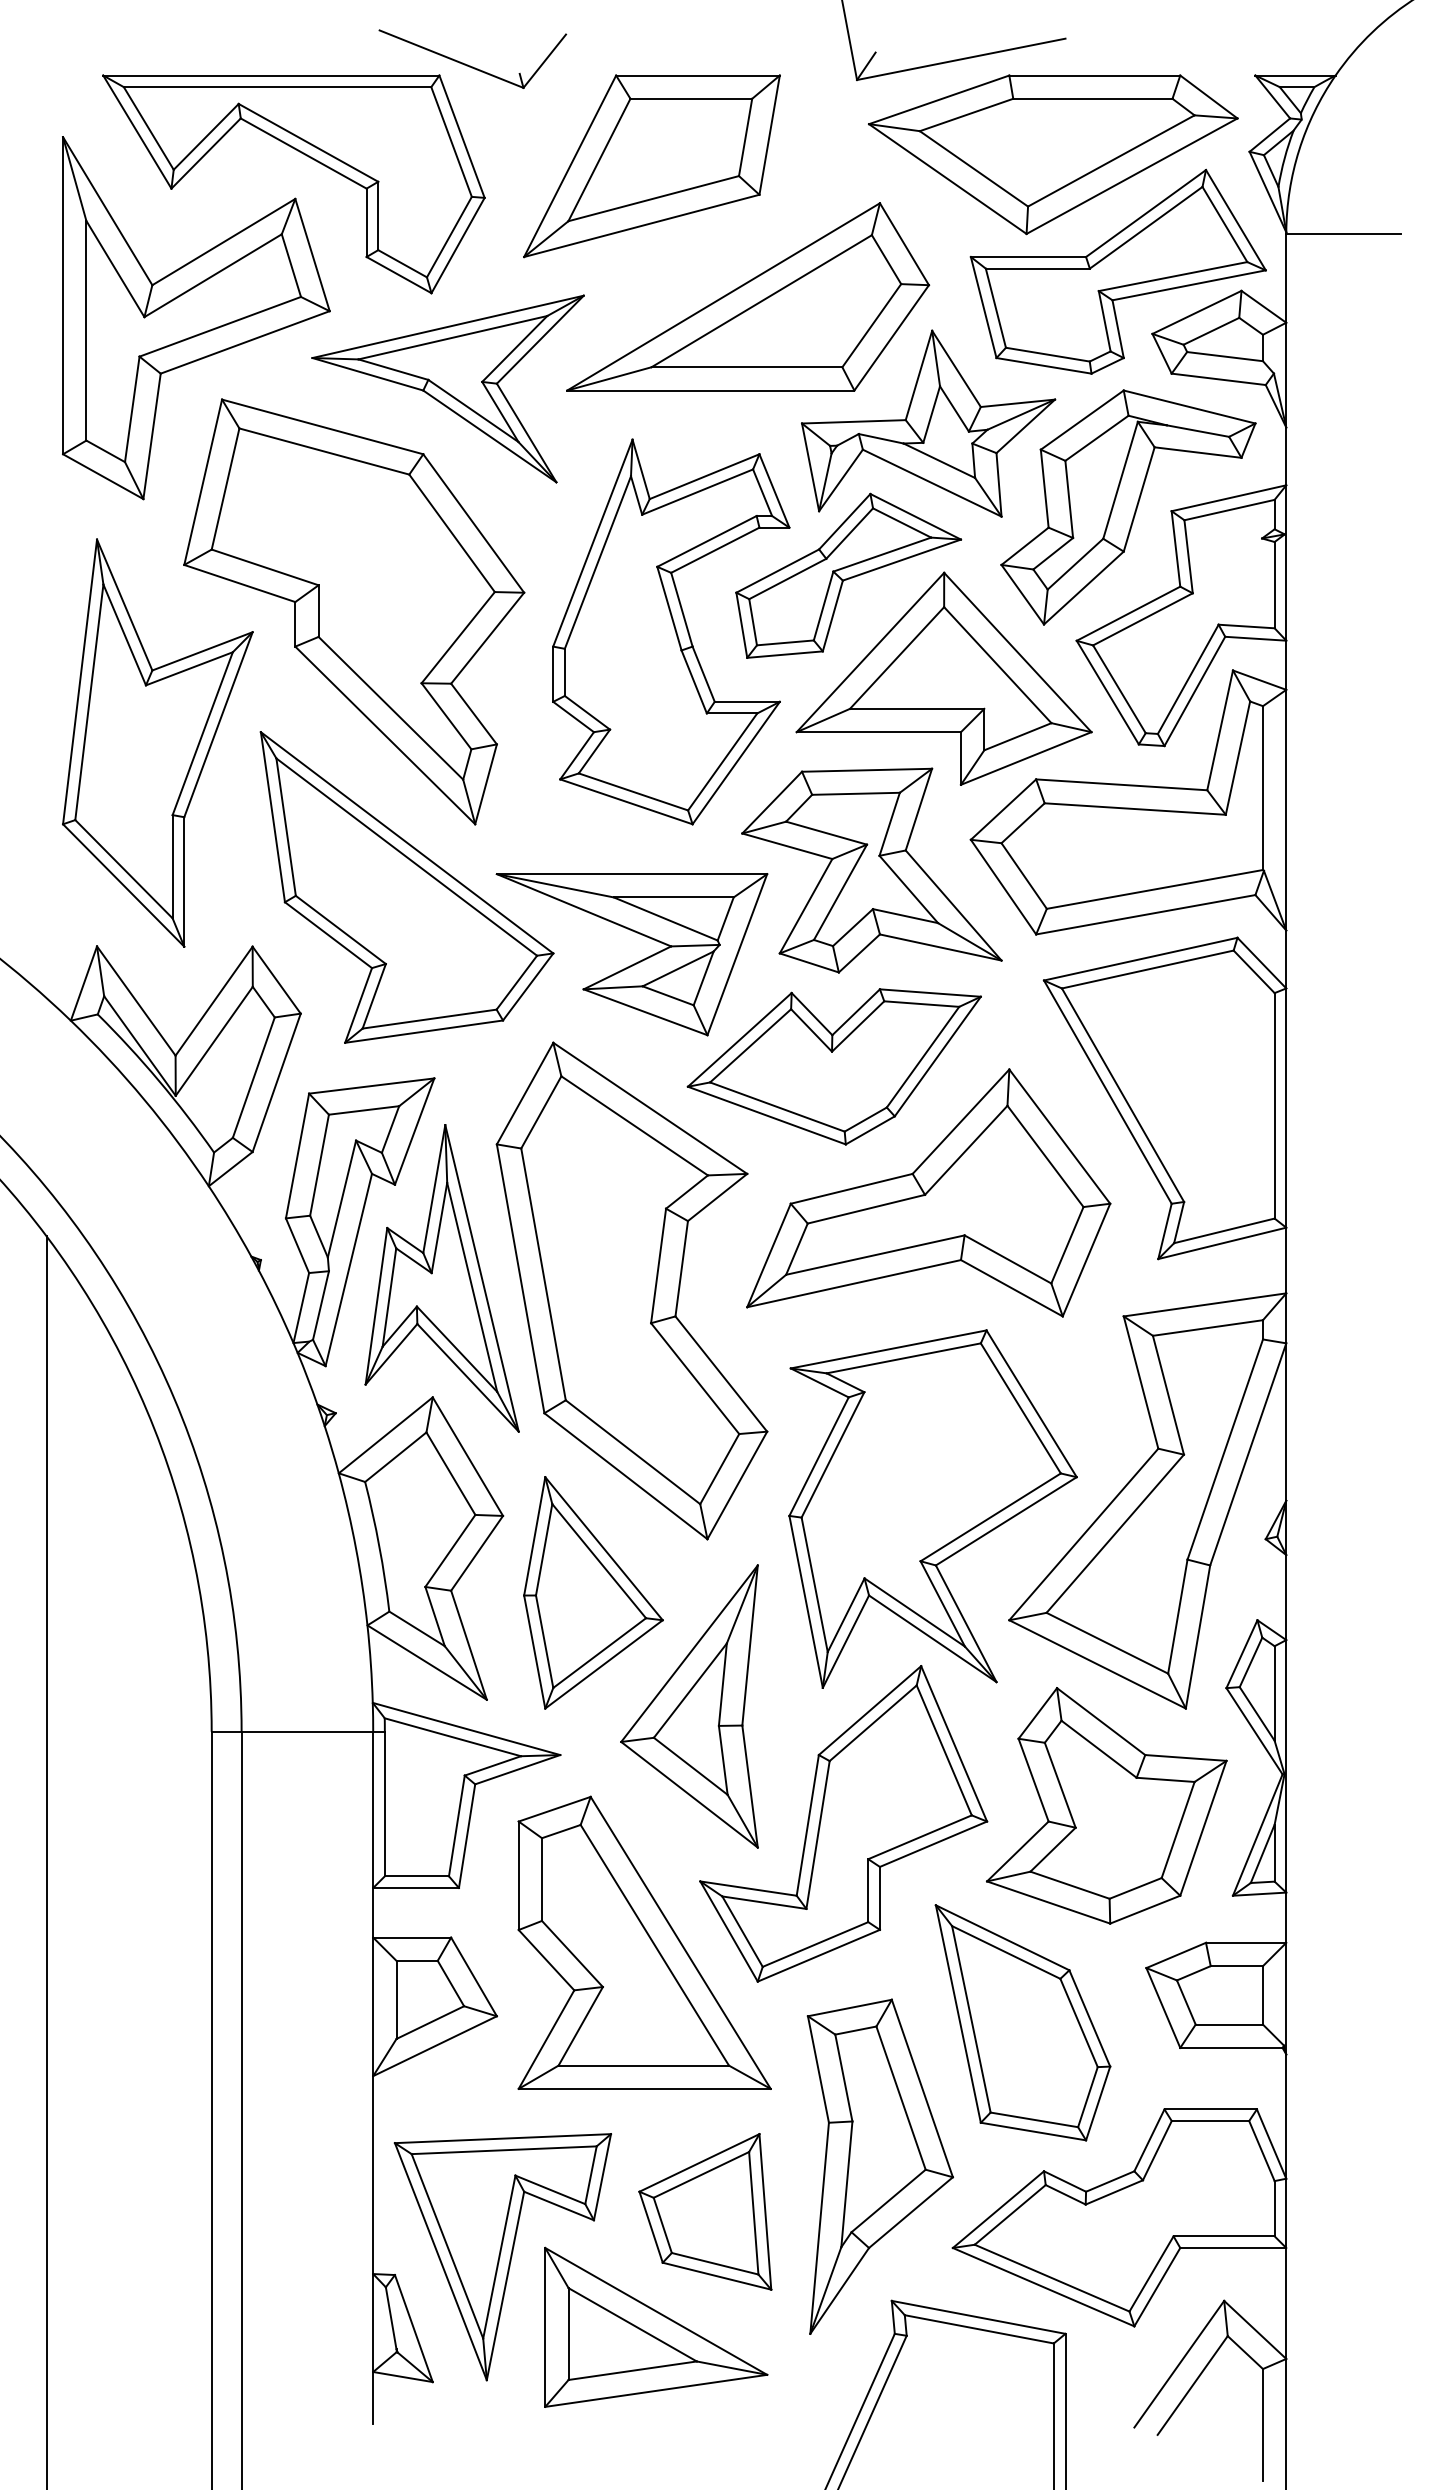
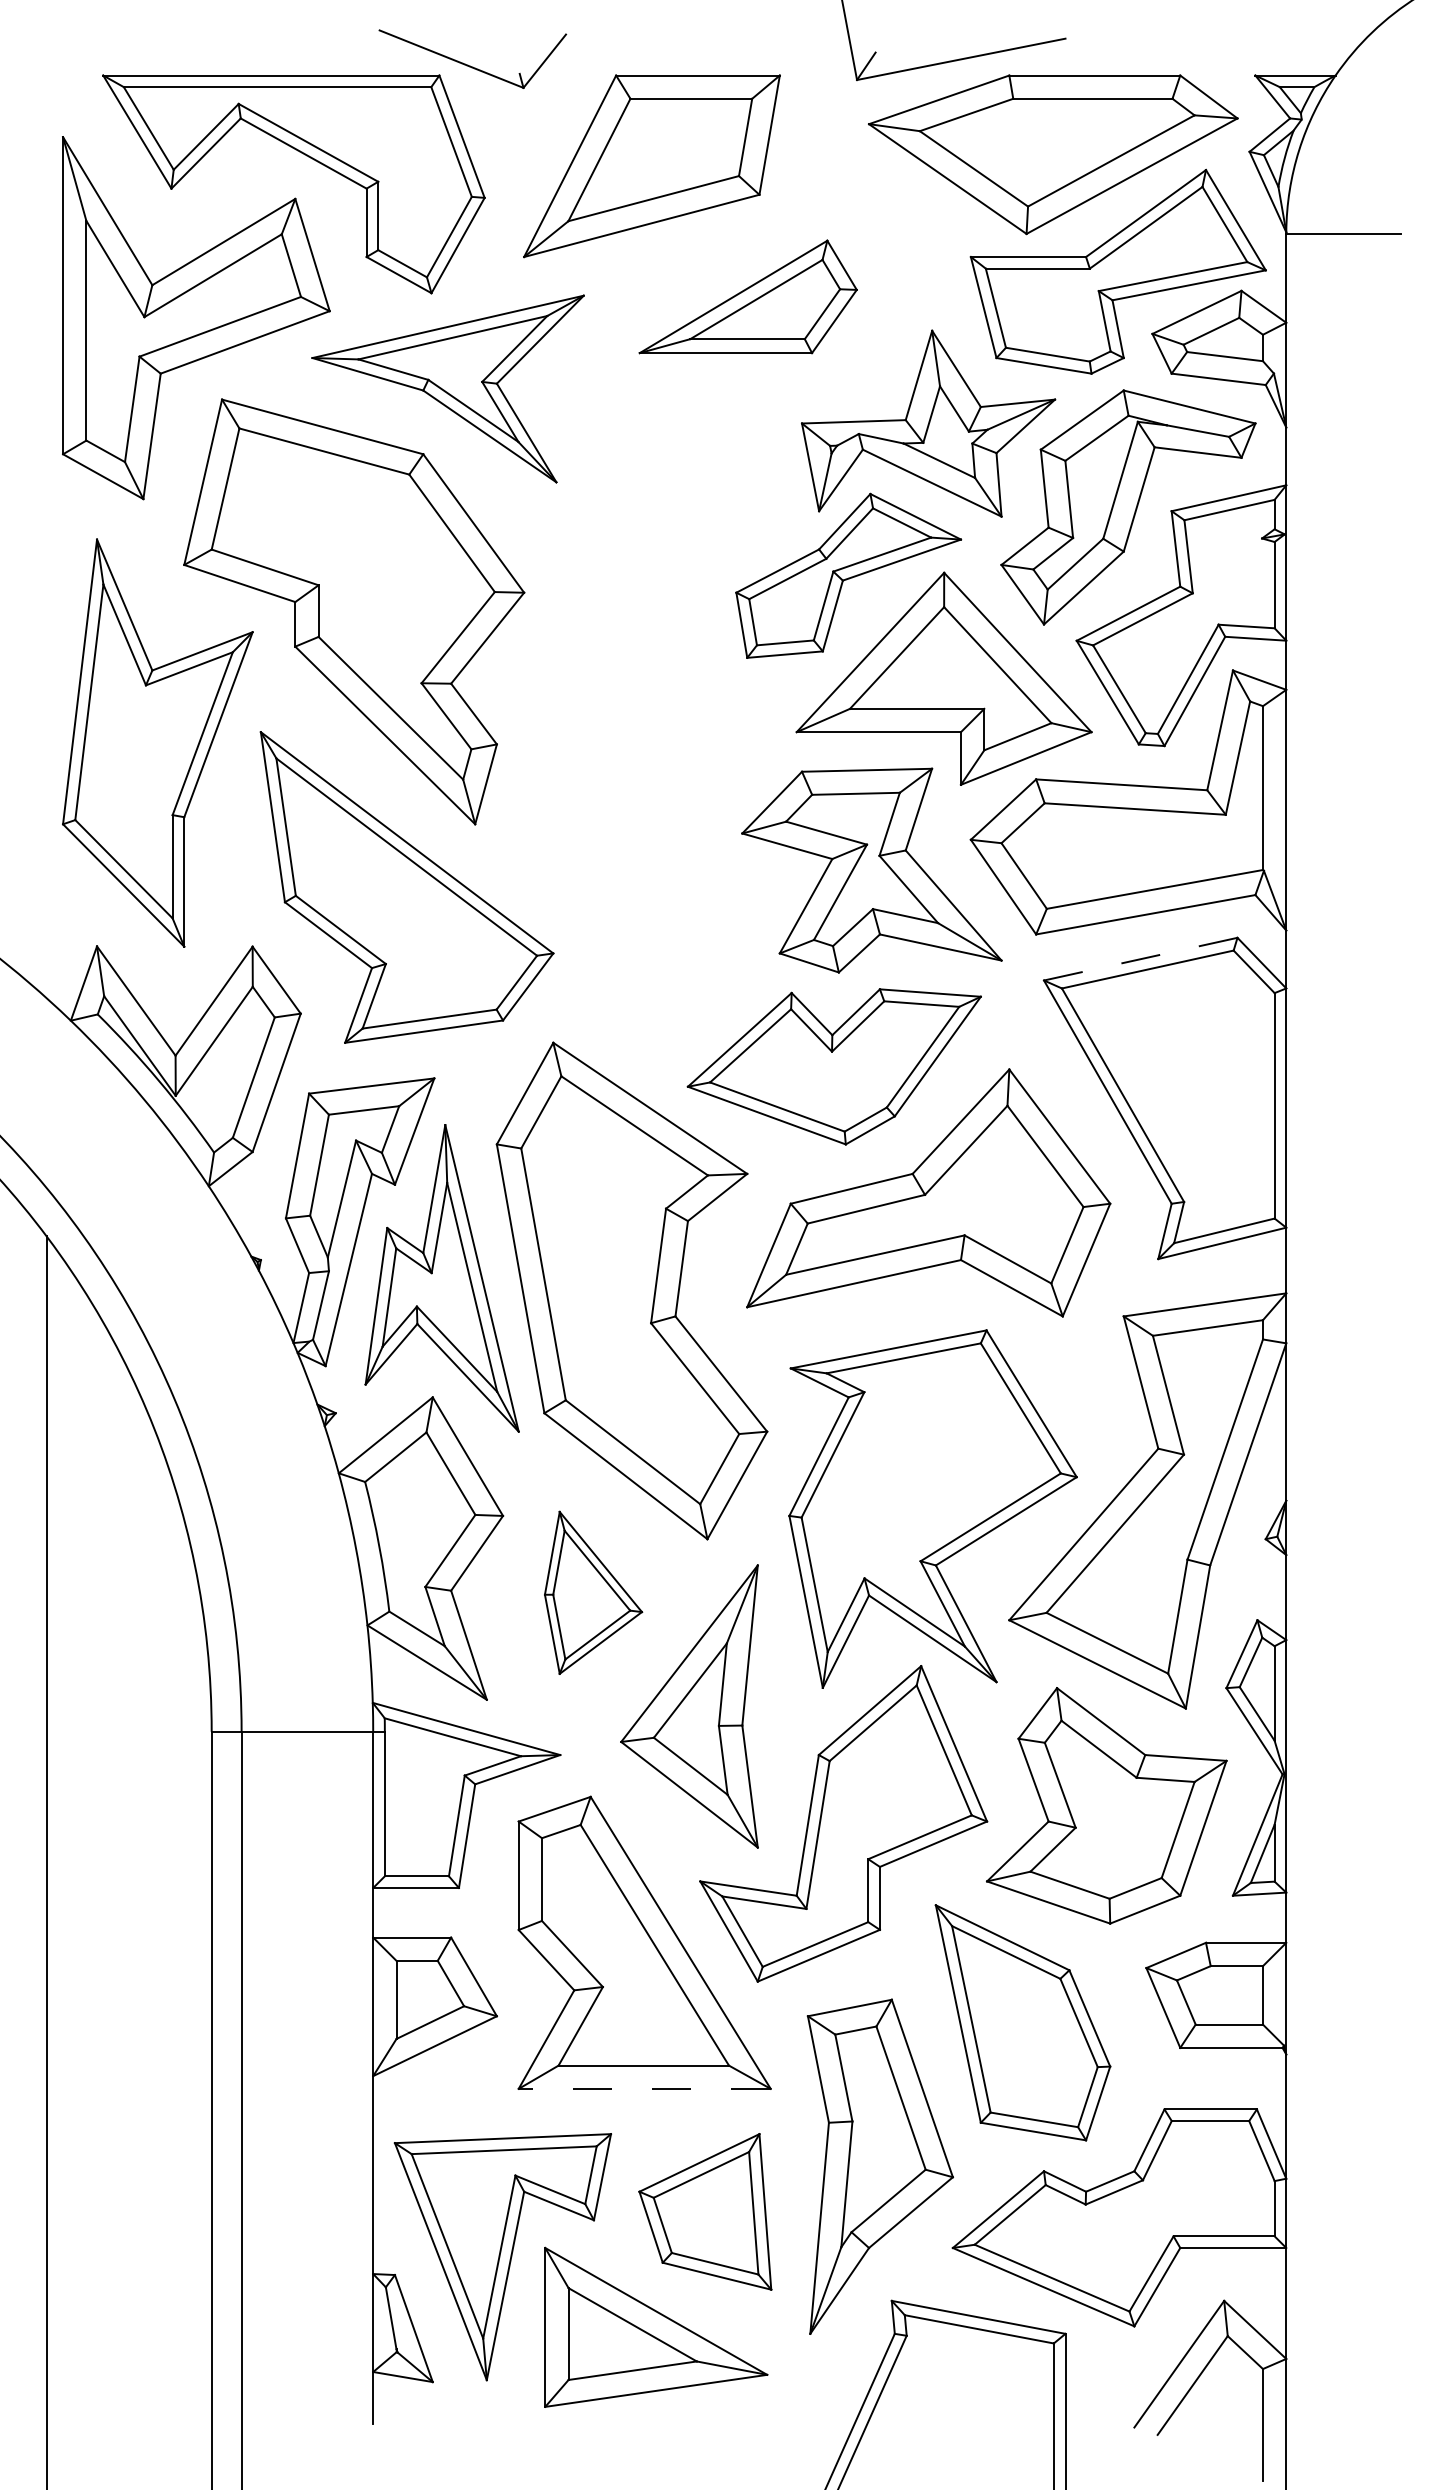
part size: 365x190 px -> 220x116 px (747, 296)
part: present -> none (671, 631)
line: solid -> dashed (1141, 959)
part: present -> none (635, 962)
part size: 141x234 px -> 100x165 px (593, 1592)
line: solid -> dashed (644, 2088)
